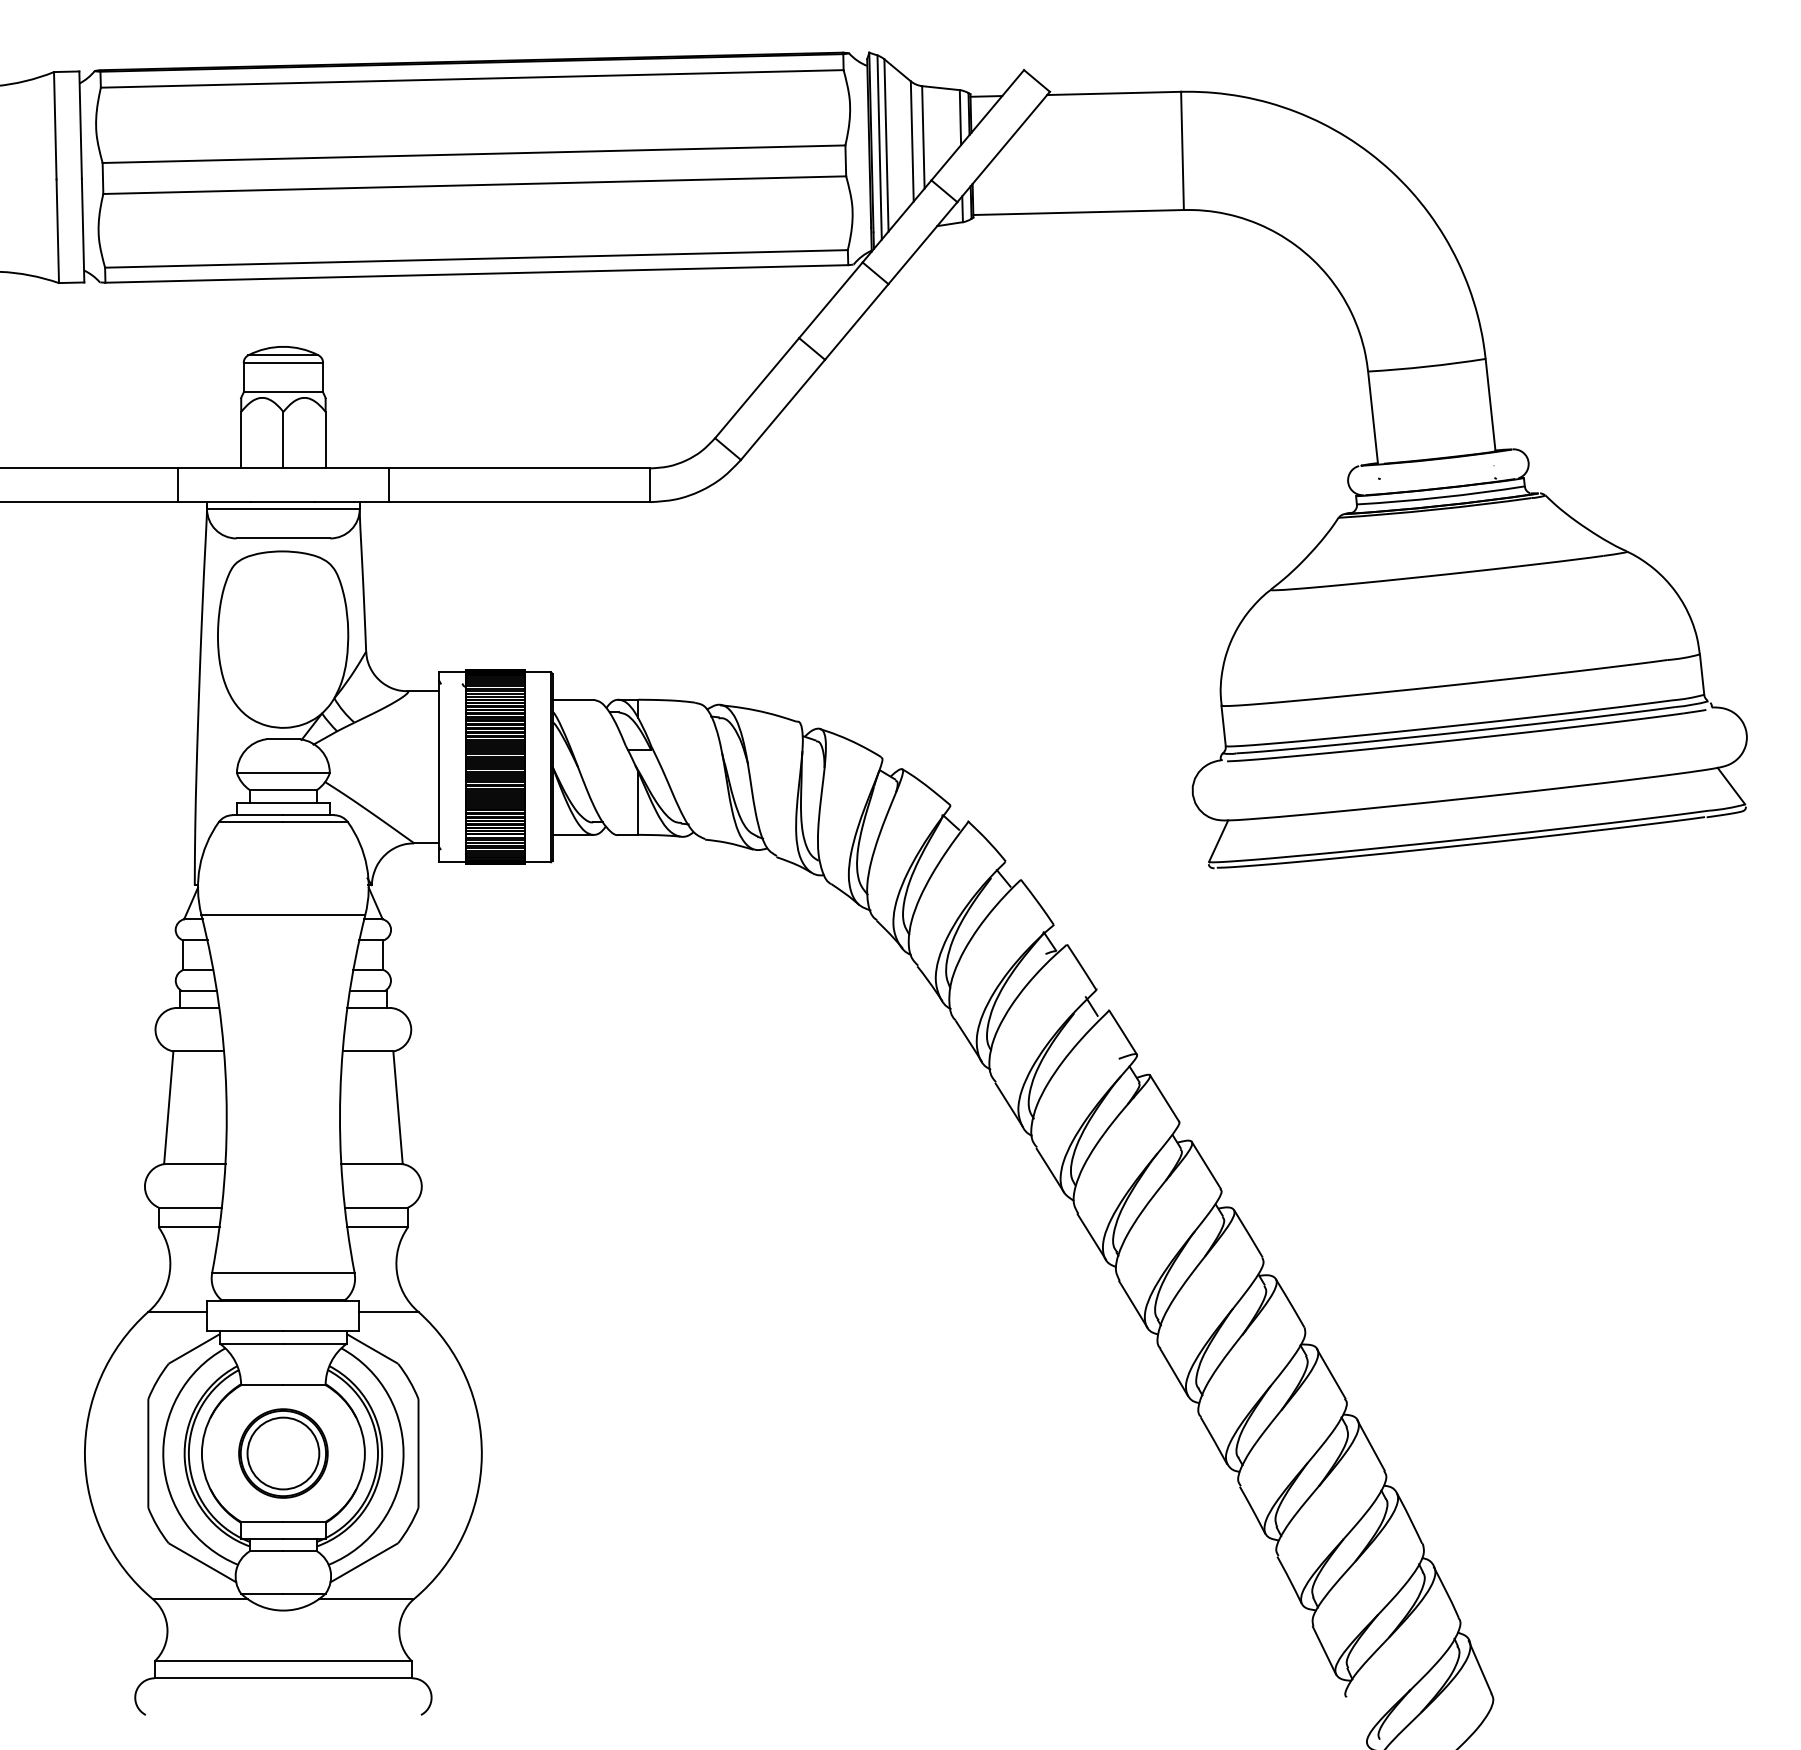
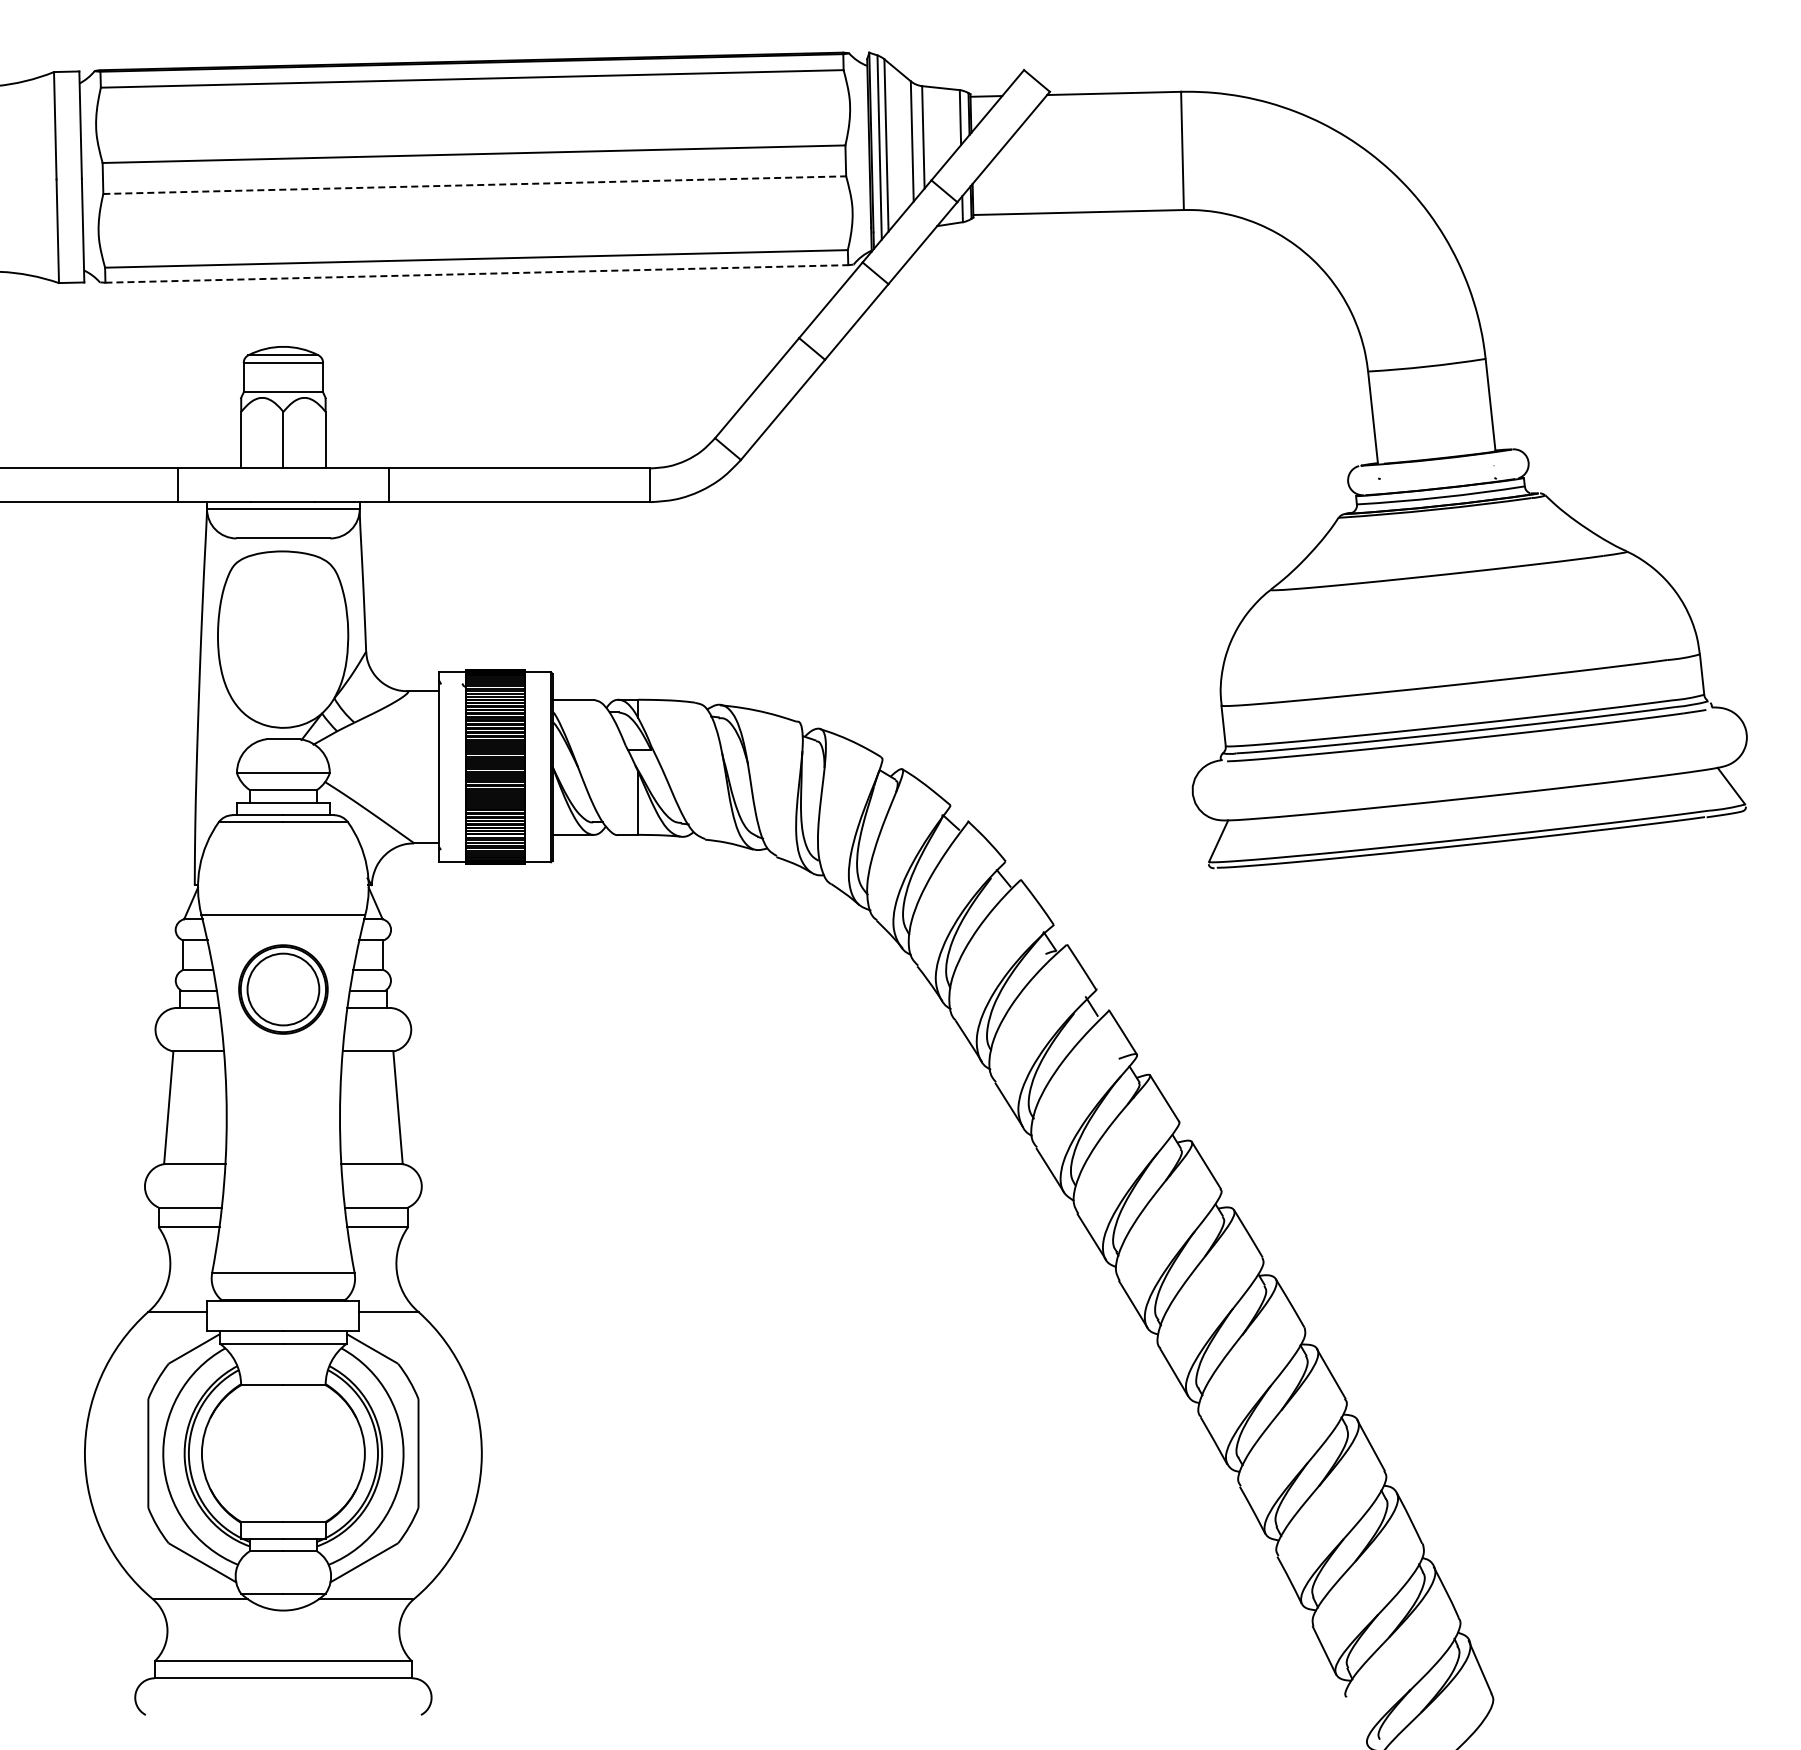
line: solid -> dashed (474, 185)
line: solid -> dashed (476, 273)
part position: (283, 1453) -> (283, 989) (283, 989)
